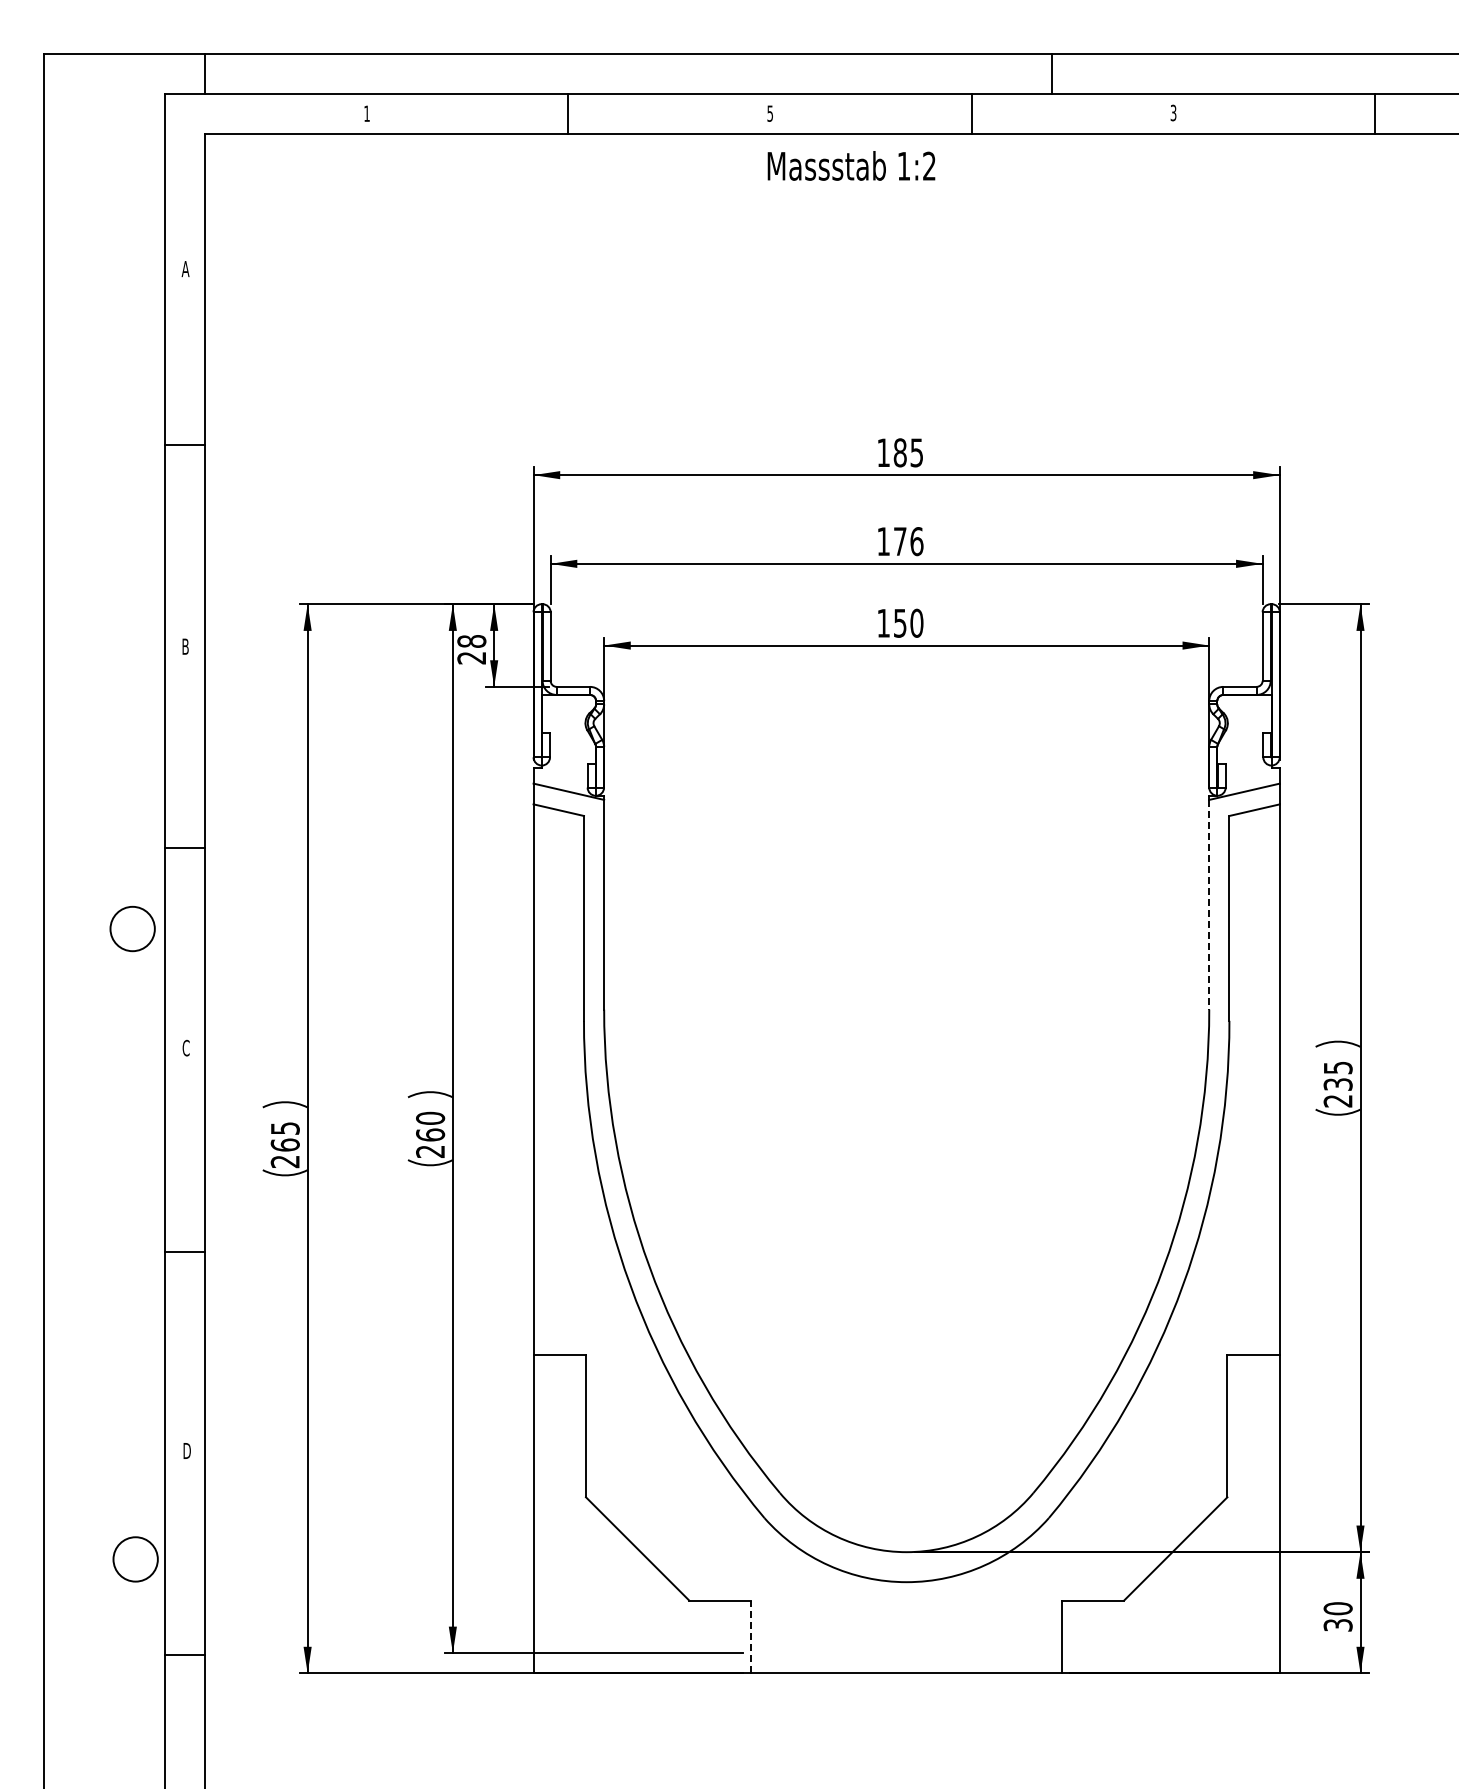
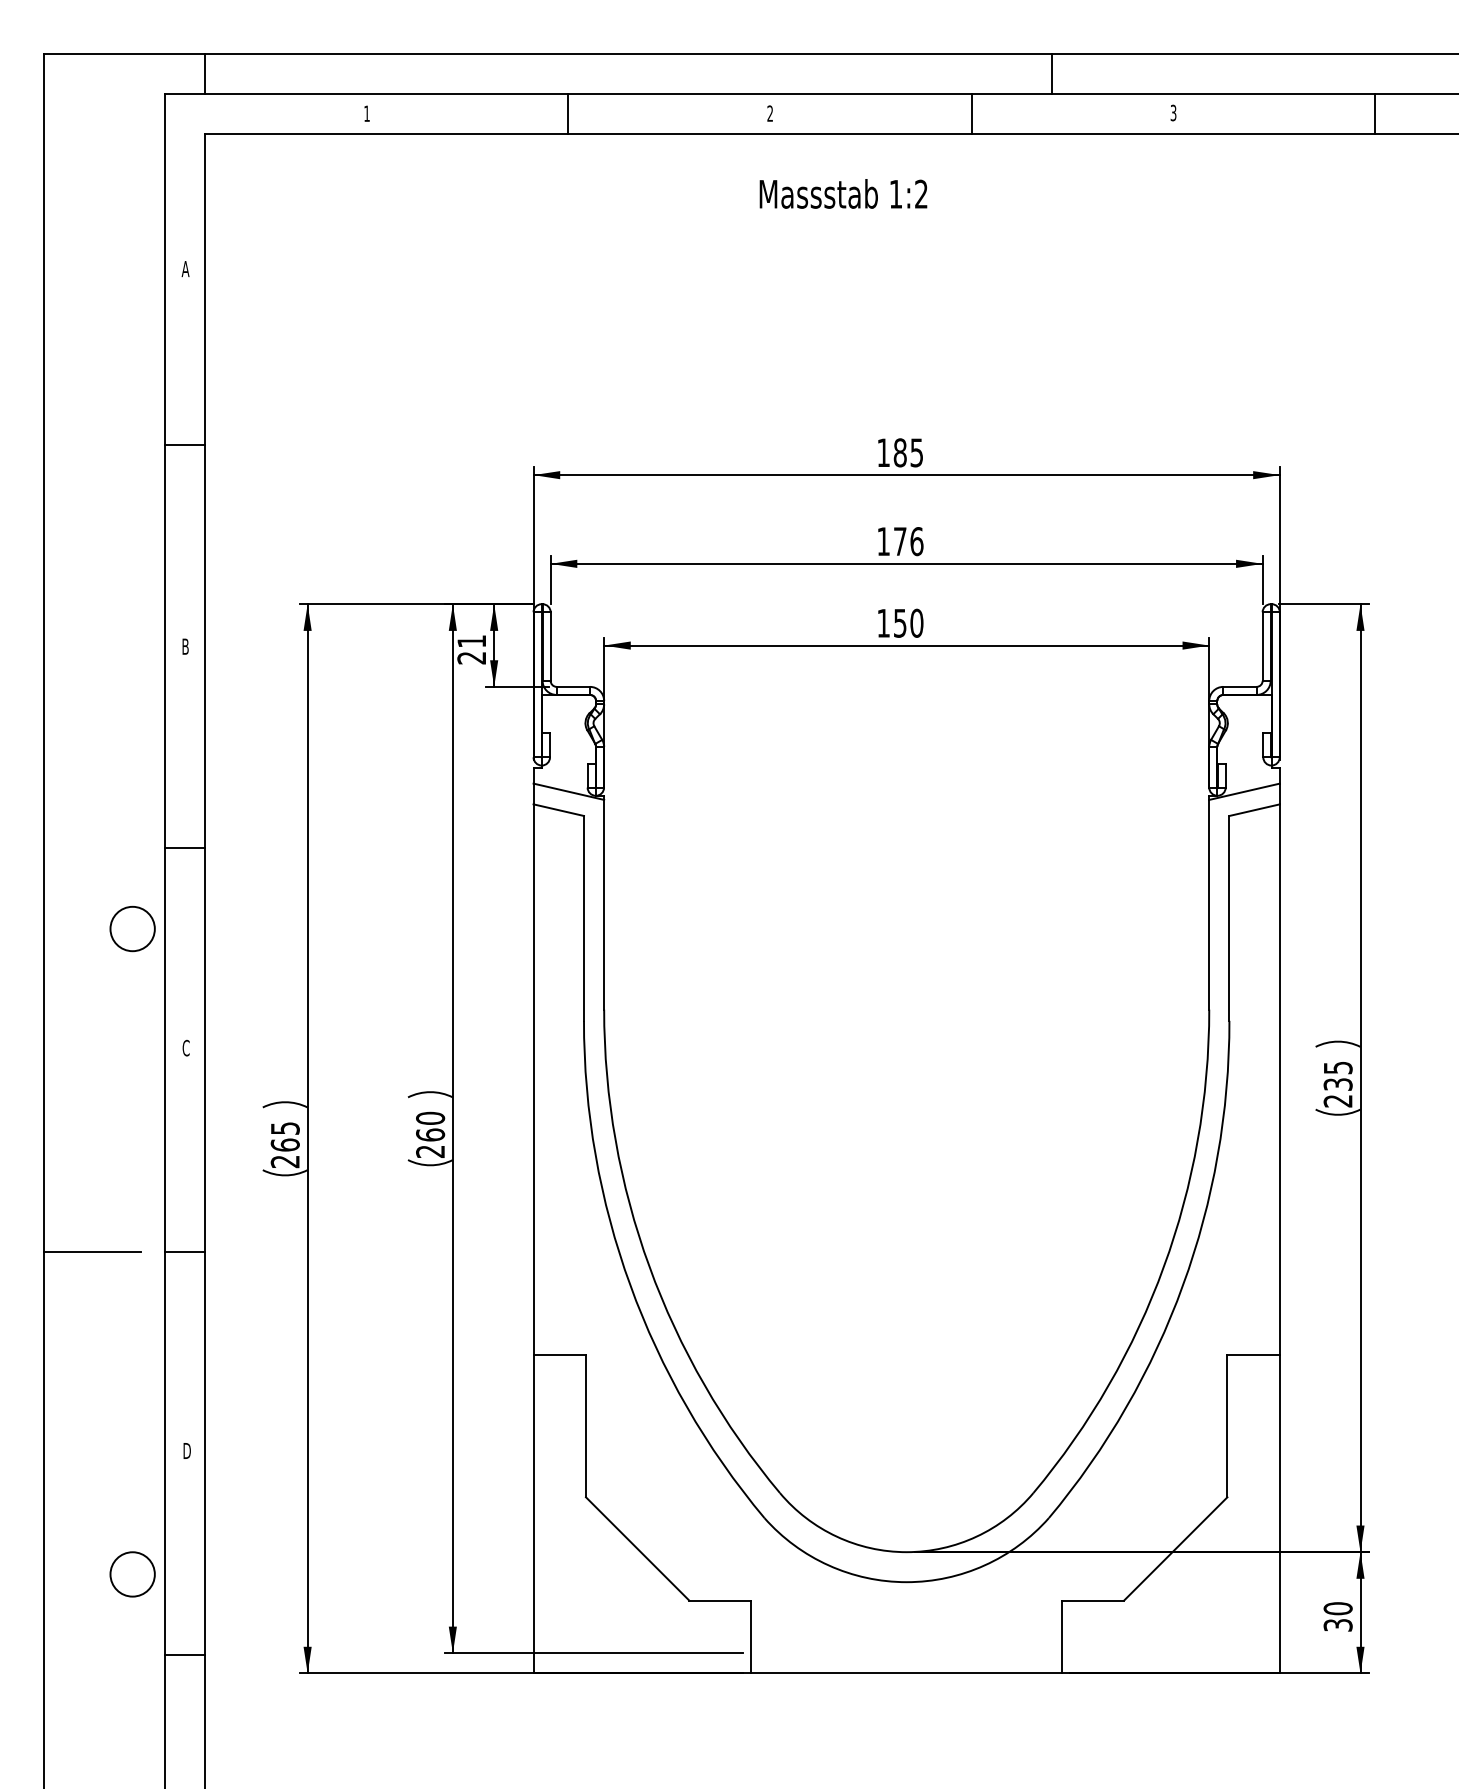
text: 5 -> 2 (769, 113)
text position: (851, 165) -> (843, 193) (843, 193)
text: 28 -> 21 (471, 641)
line: dashed -> solid (1209, 904)
line: none -> present (91, 1251)
circle position: (135, 1559) -> (132, 1574) (132, 1574)
line: dashed -> solid (751, 1636)
